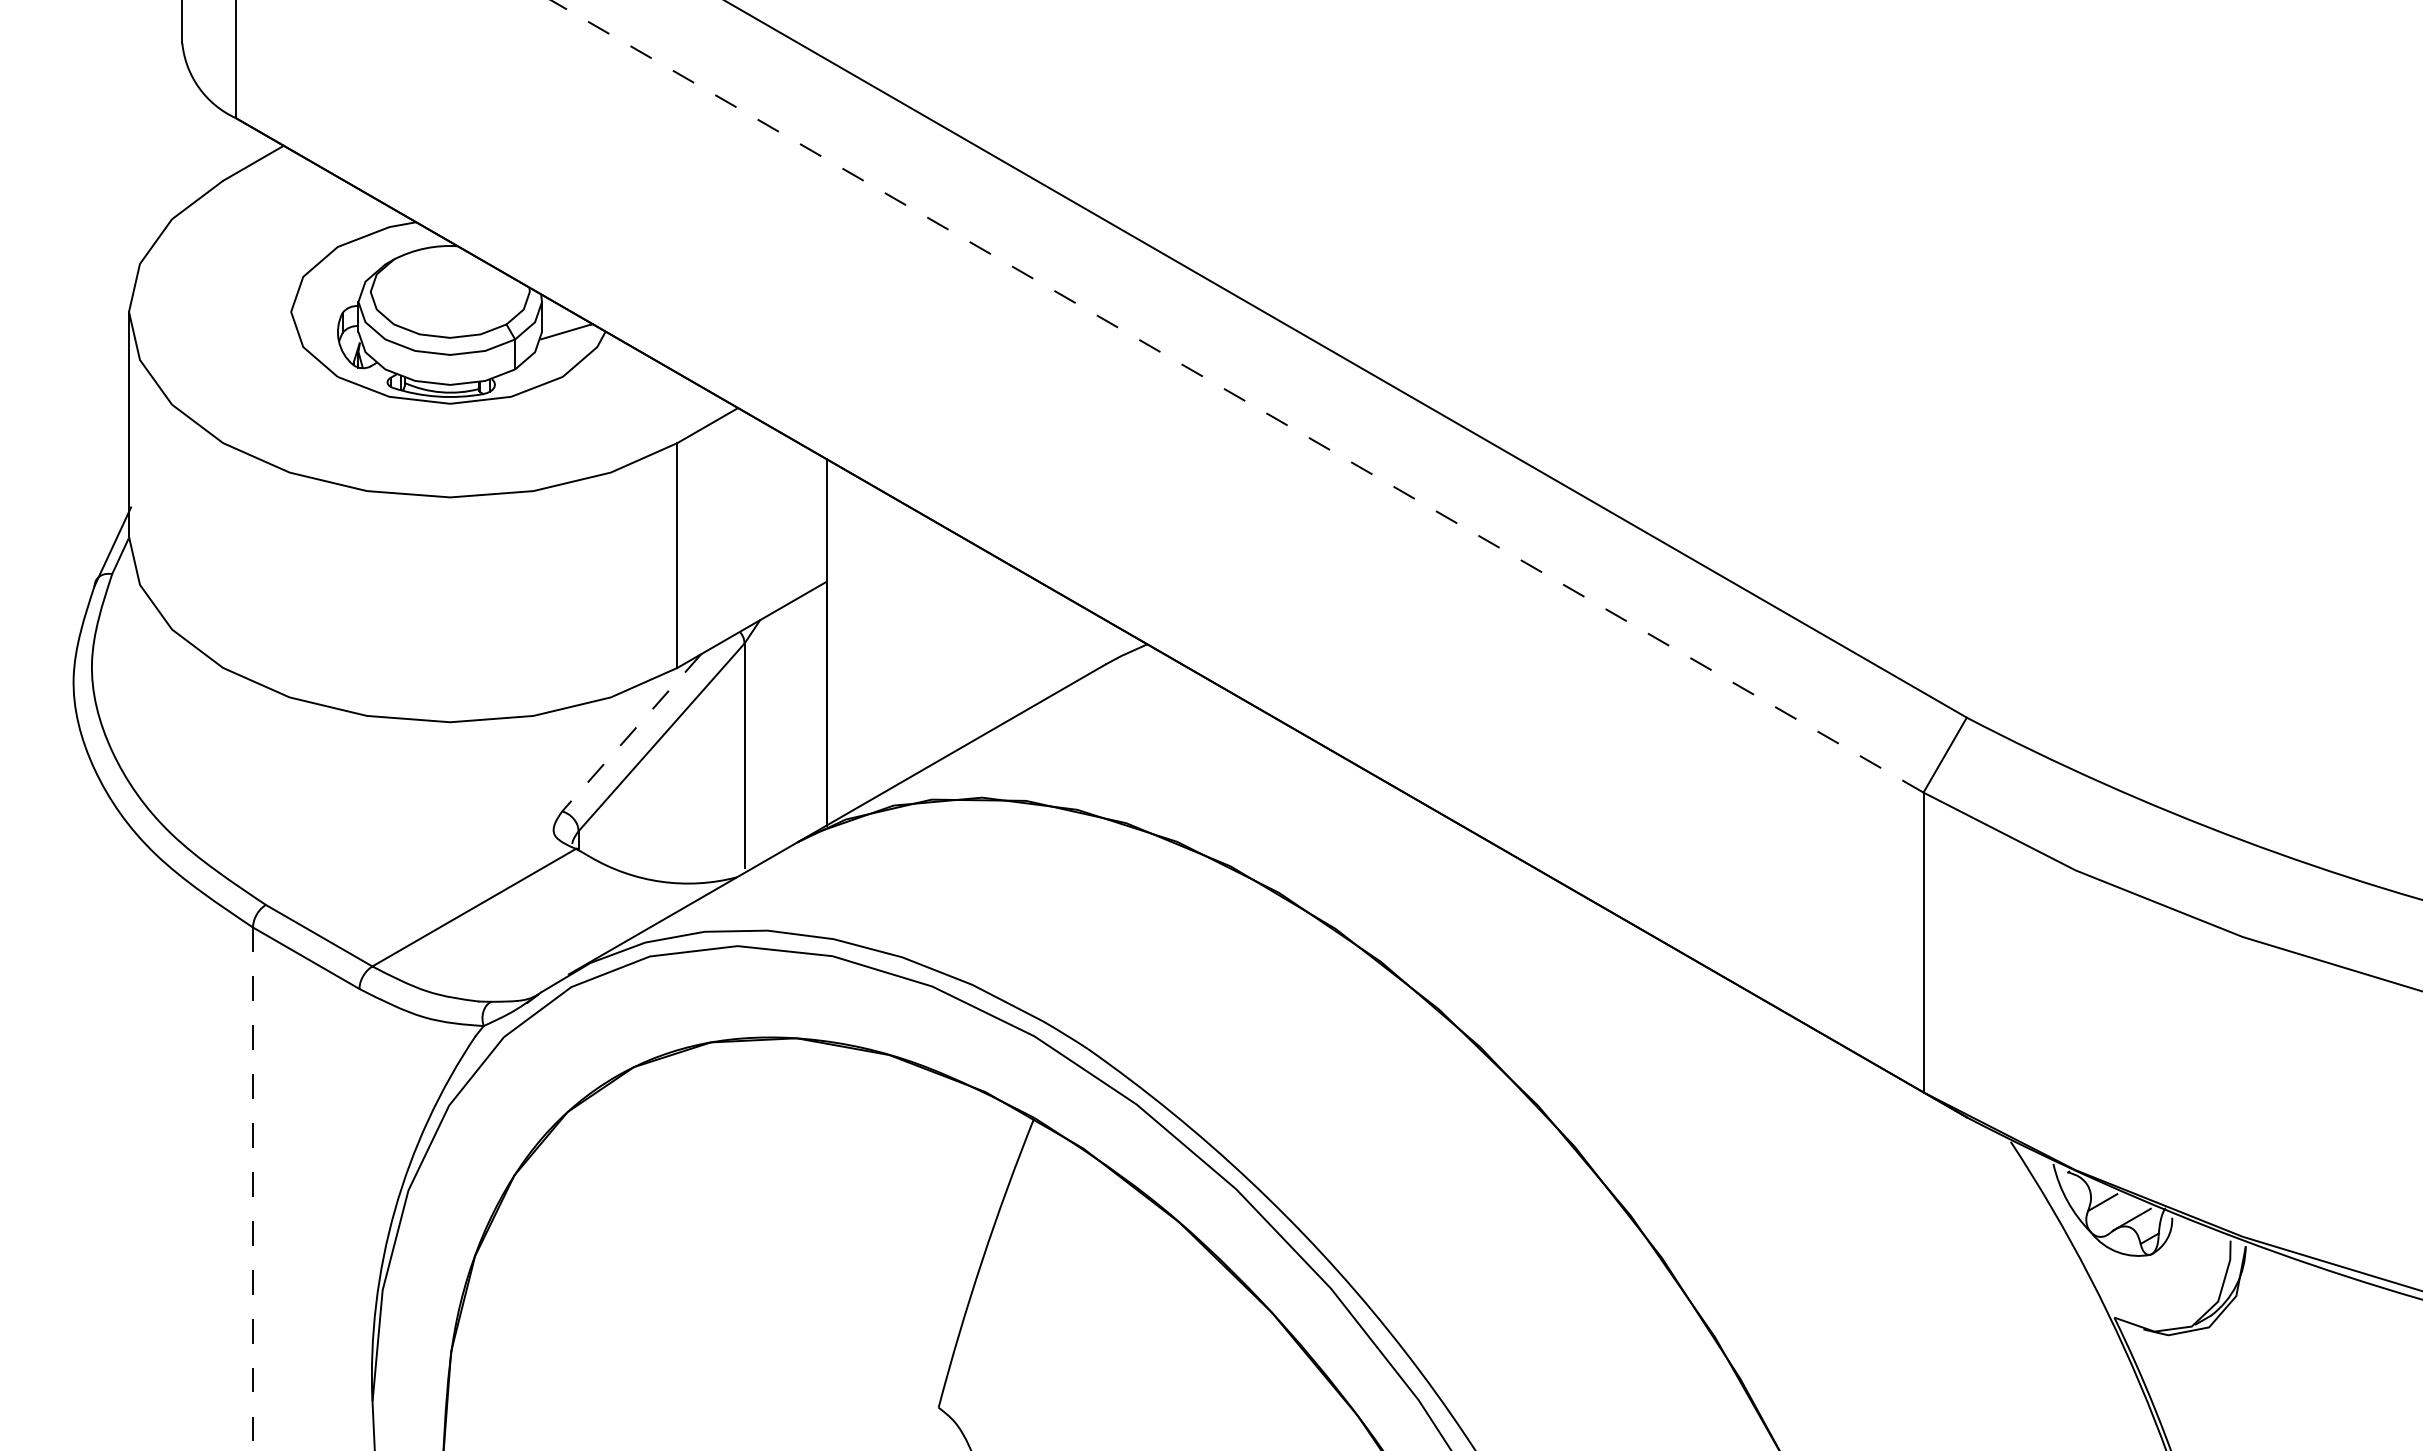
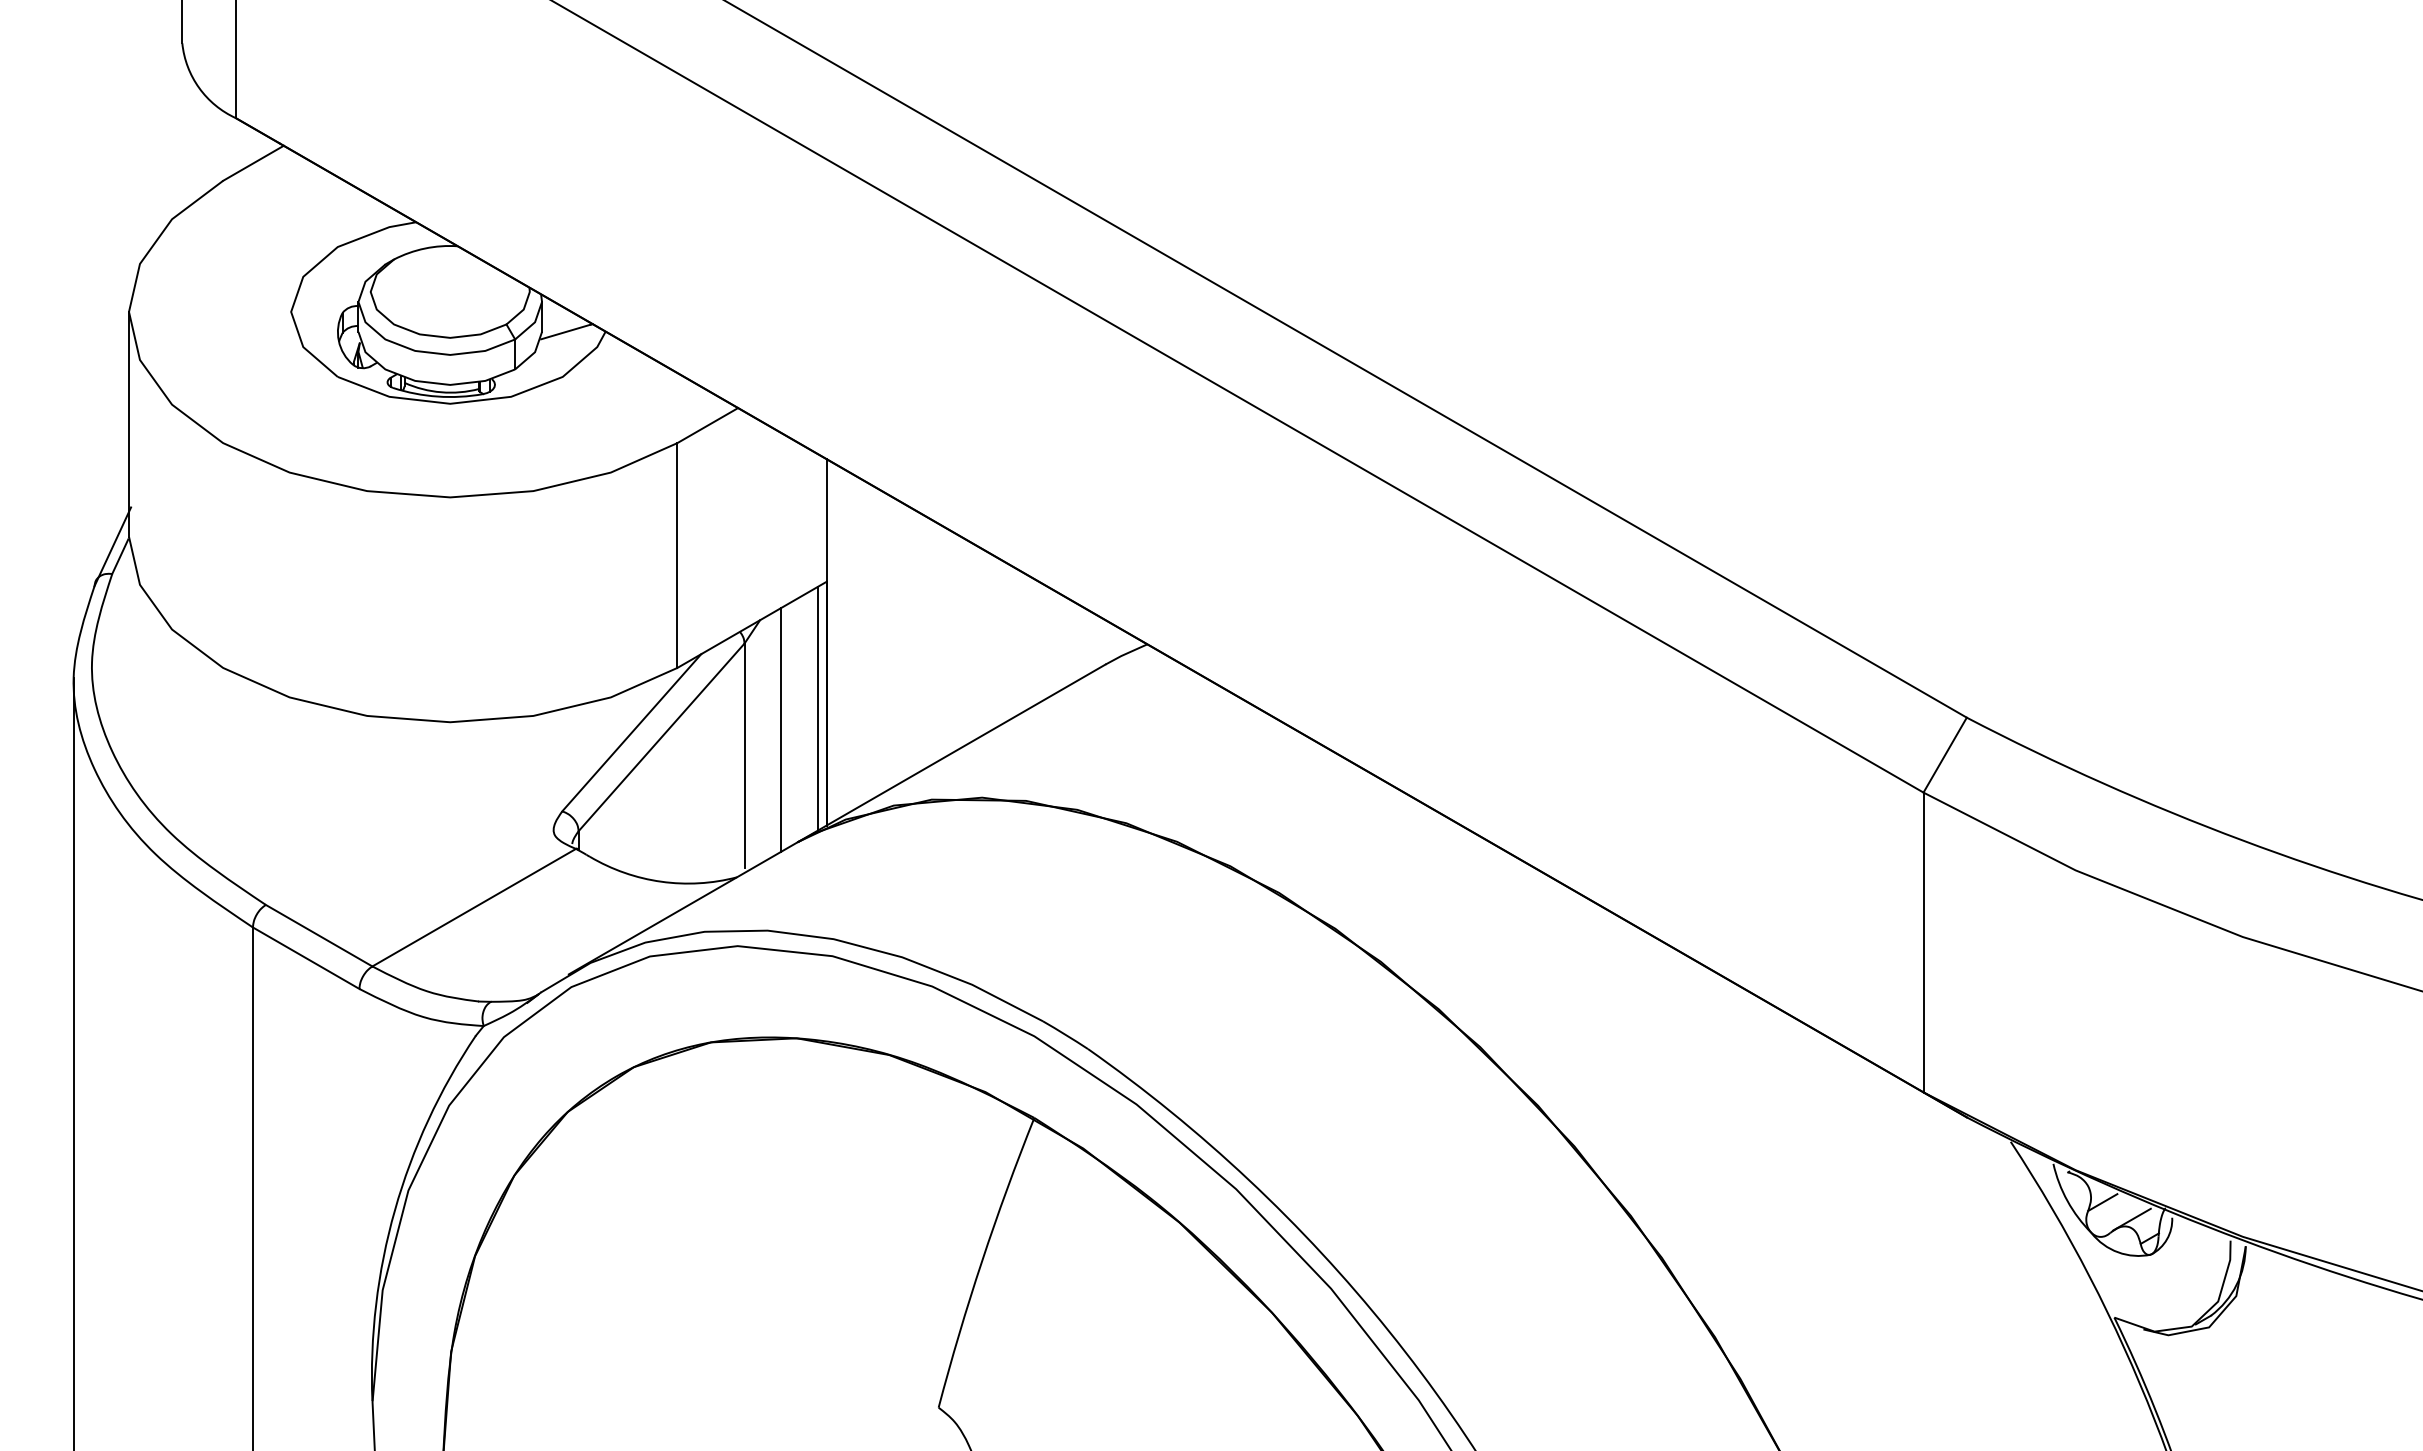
line: dashed -> solid (1236, 396)
line: none -> present (817, 708)
line: none -> present (780, 730)
line: dashed -> solid (631, 732)
line: none -> present (73, 1062)
line: dashed -> solid (252, 1189)
